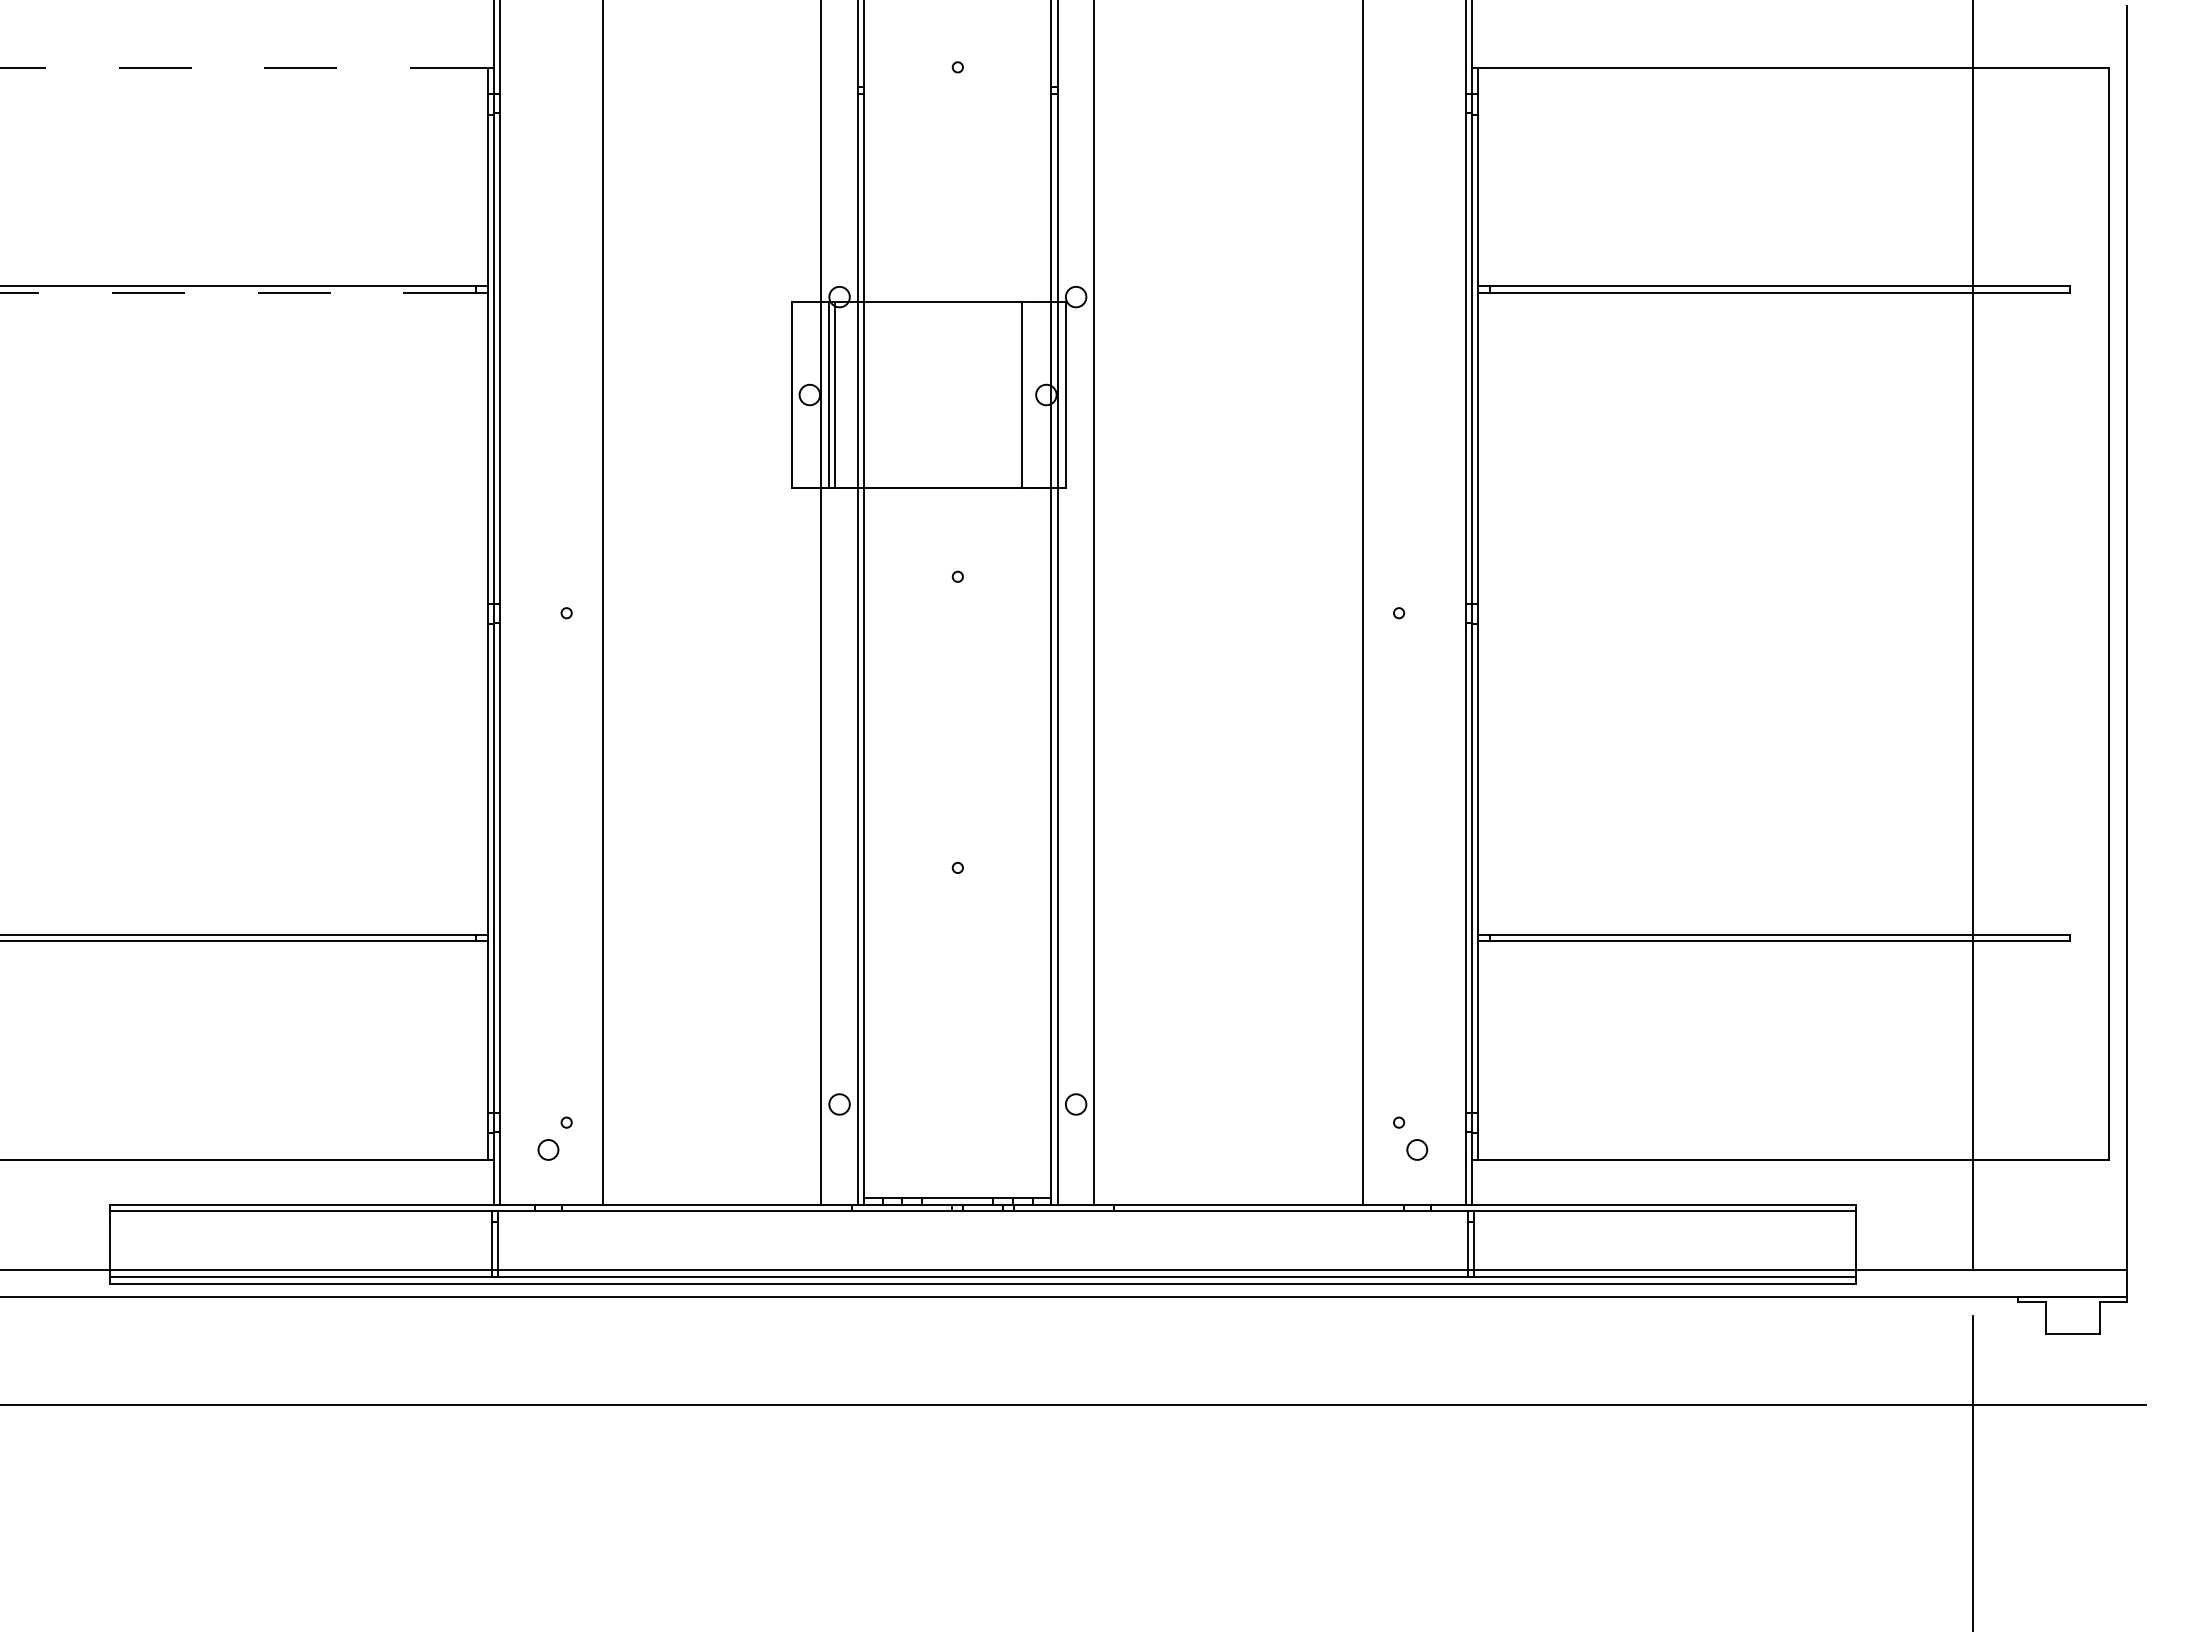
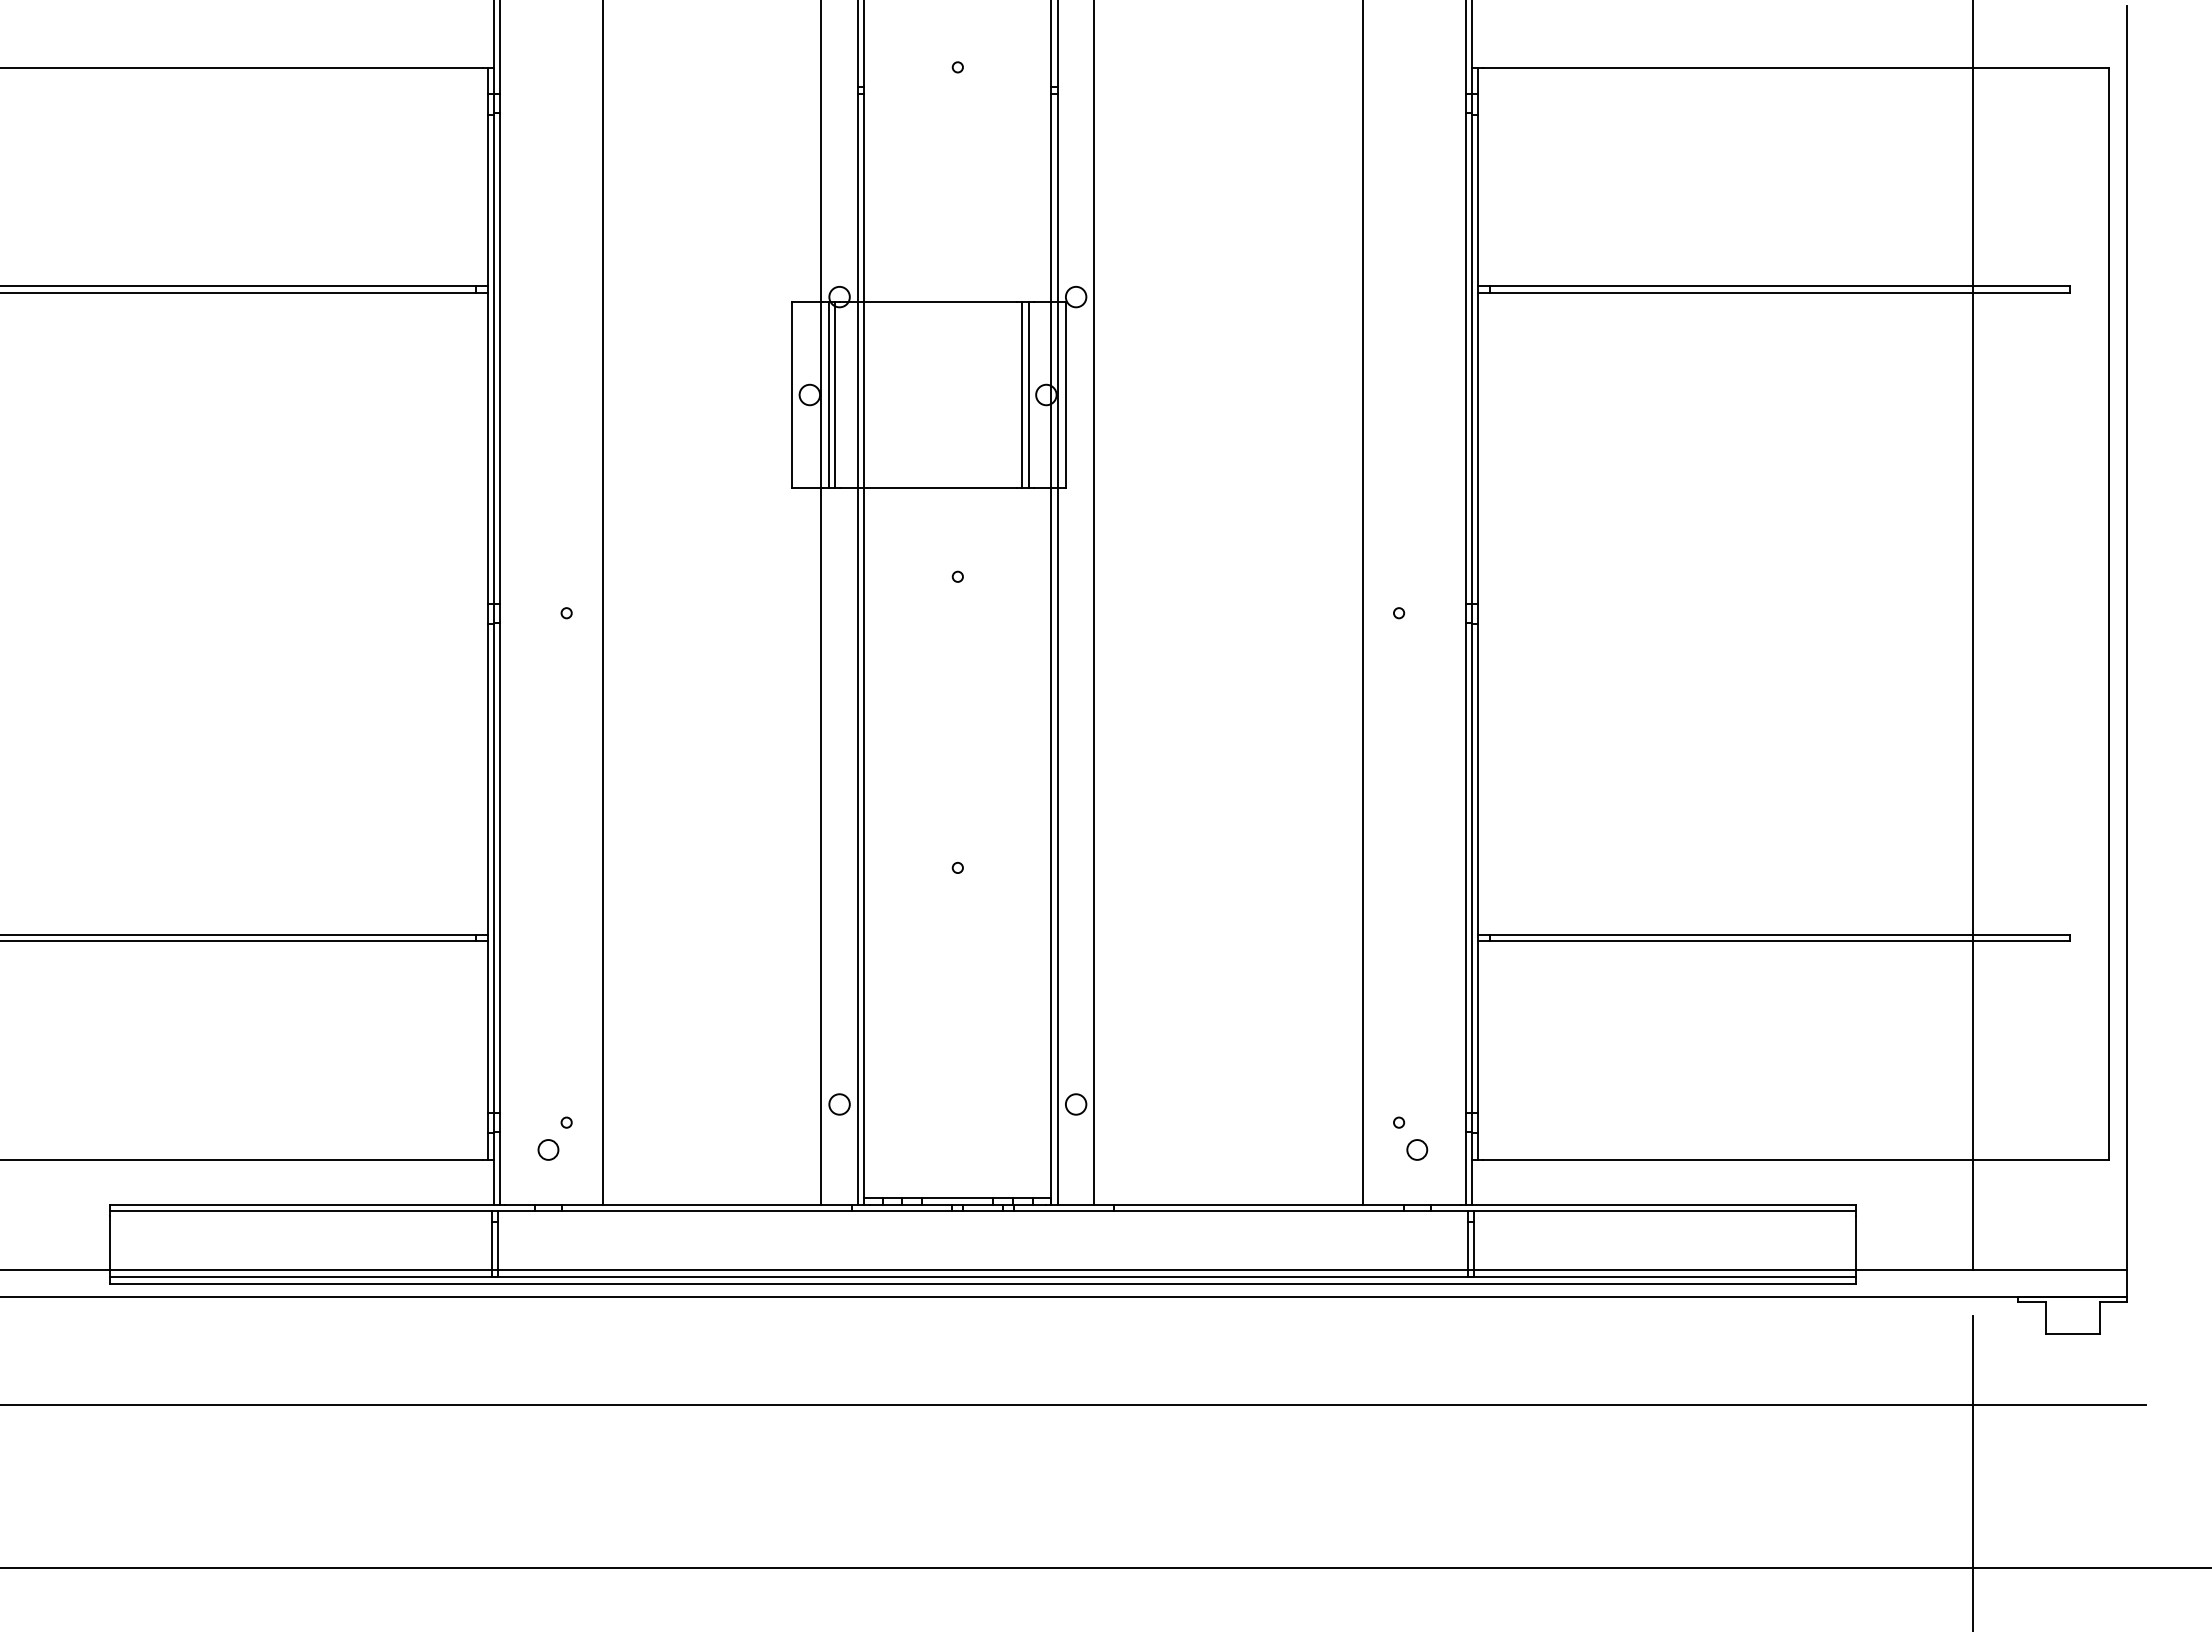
line: dashed -> solid (240, 67)
line: dashed -> solid (238, 292)
line: none -> present (1028, 394)
line: none -> present (1105, 1568)
